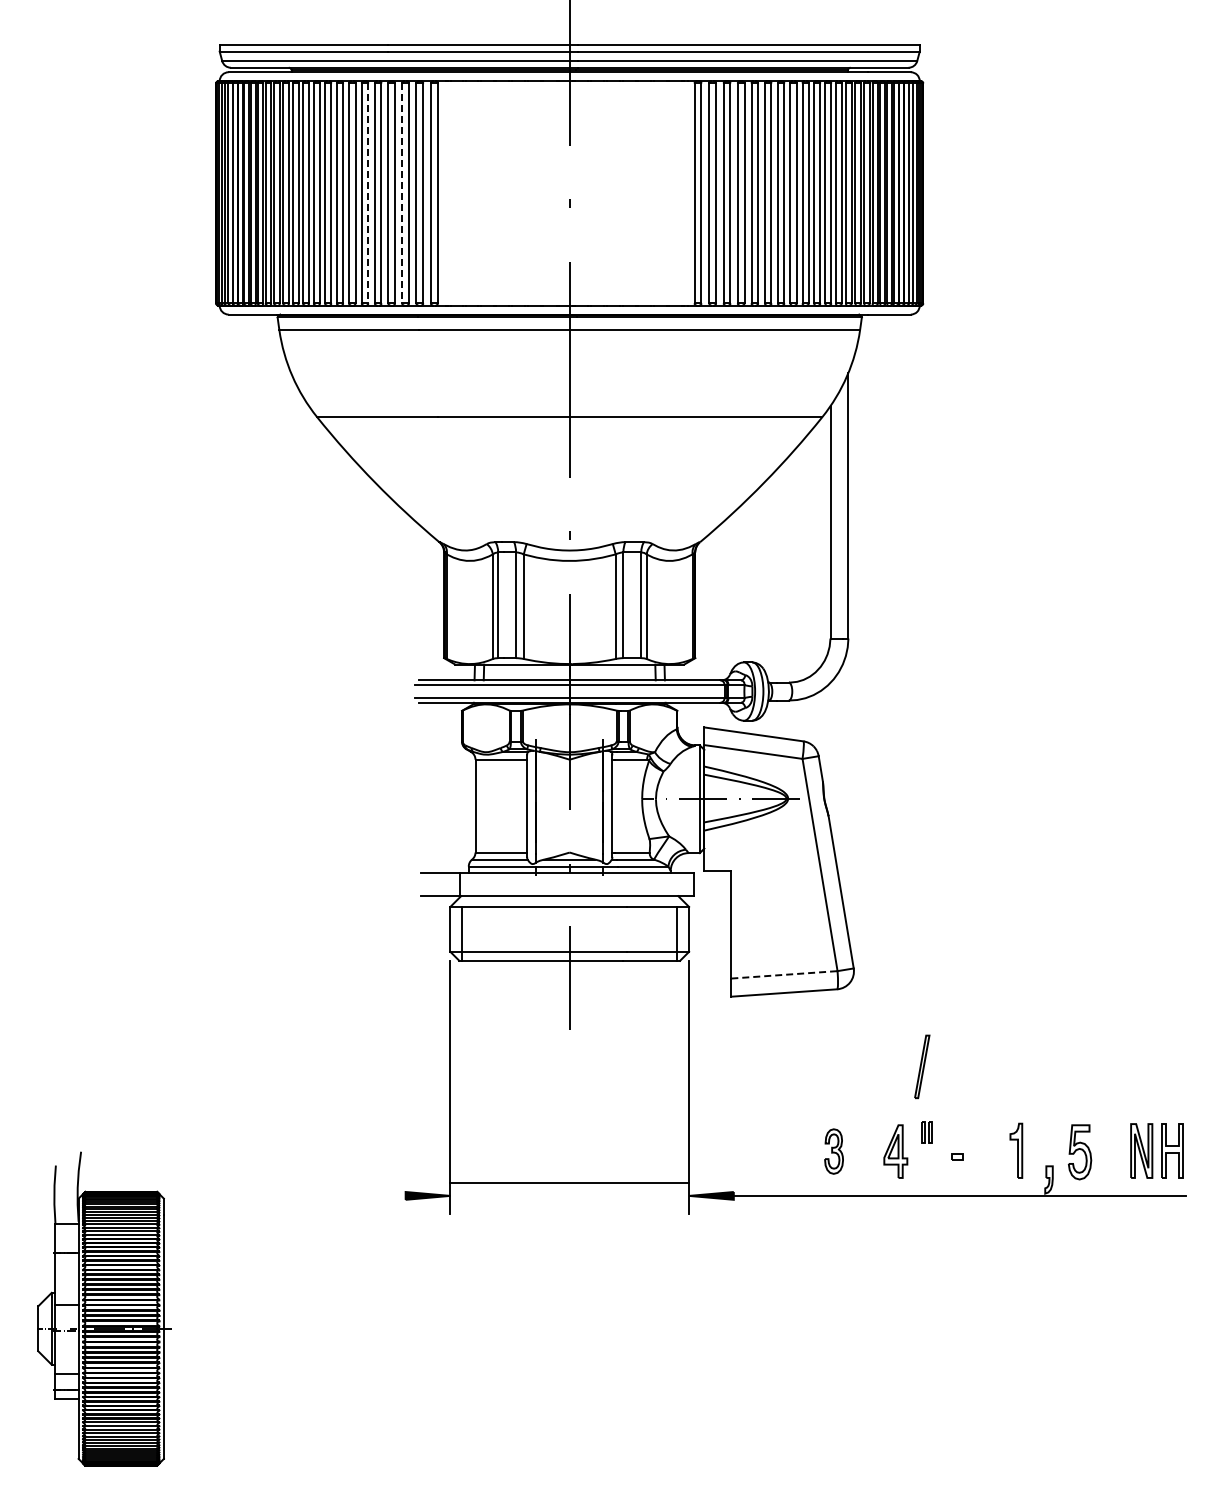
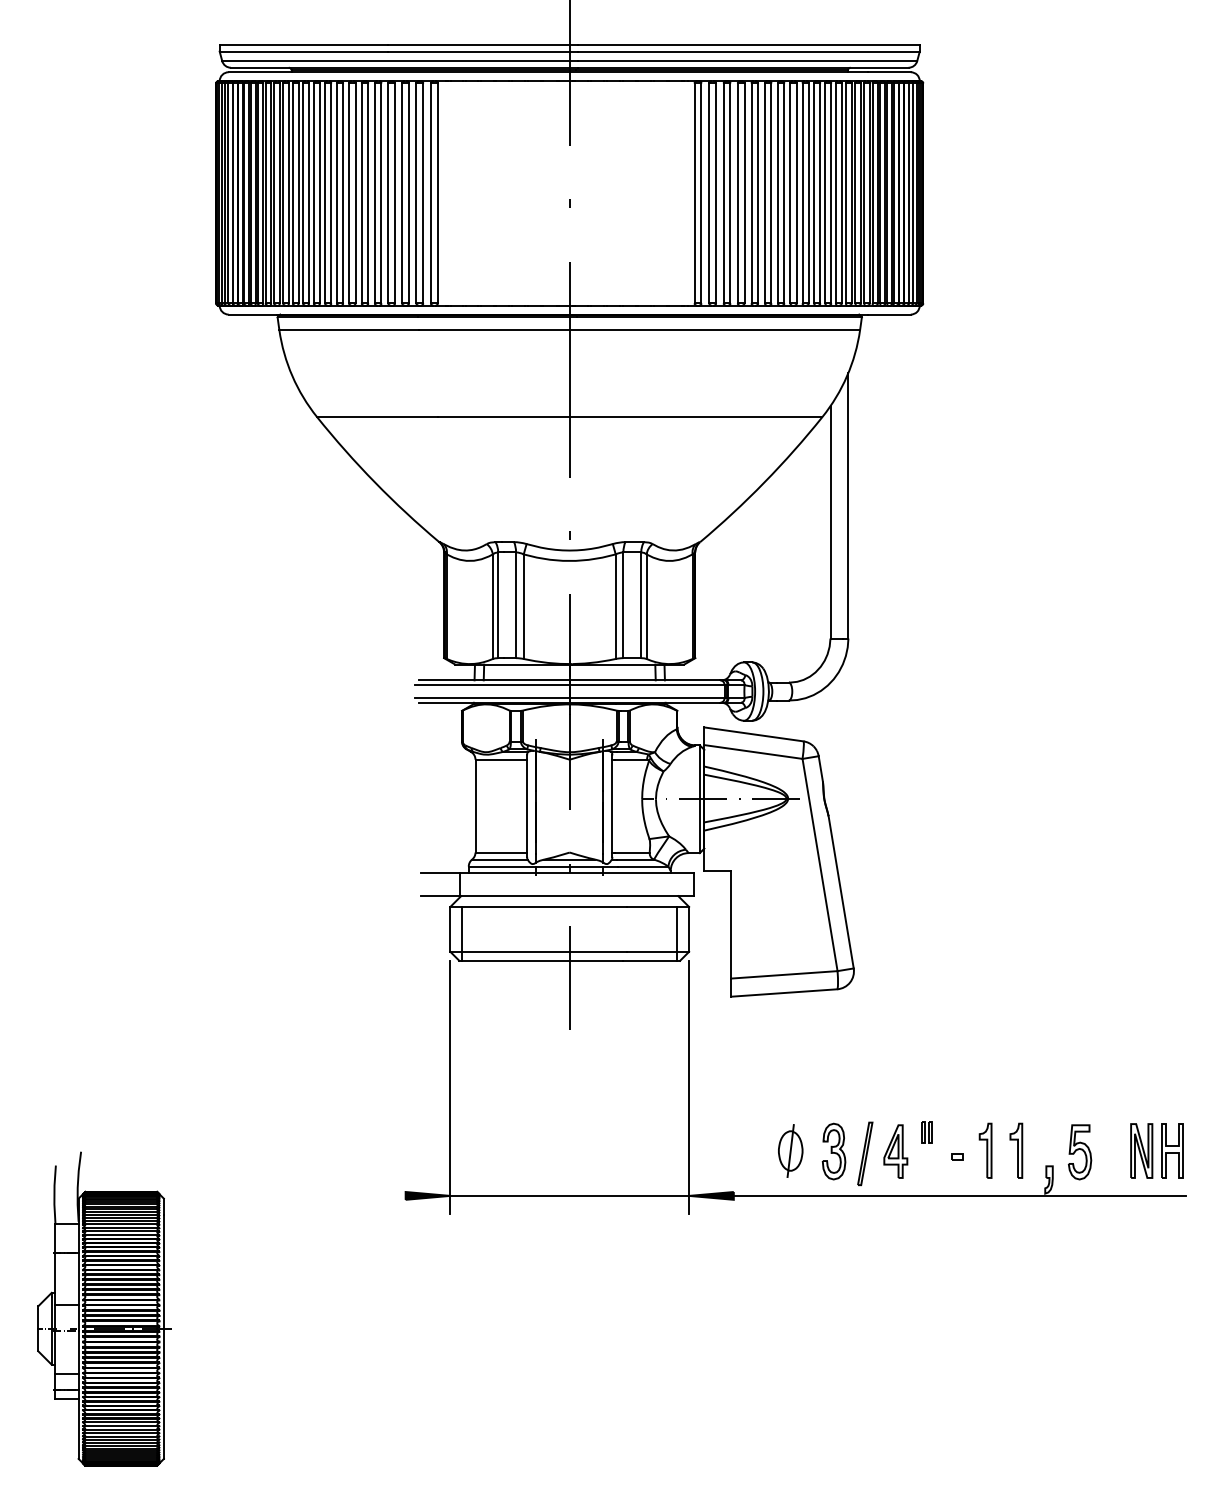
line: dashed -> solid (368, 193)
line: dashed -> solid (402, 193)
line: dashed -> solid (784, 974)
part position: (922, 1066) -> (865, 1153) (865, 1153)
part: none -> present (790, 1150)
part: none -> present (985, 1150)
part size: 20x47 px -> 26x59 px (833, 1151)
line position: (569, 1182) -> (569, 1195) (569, 1195)
